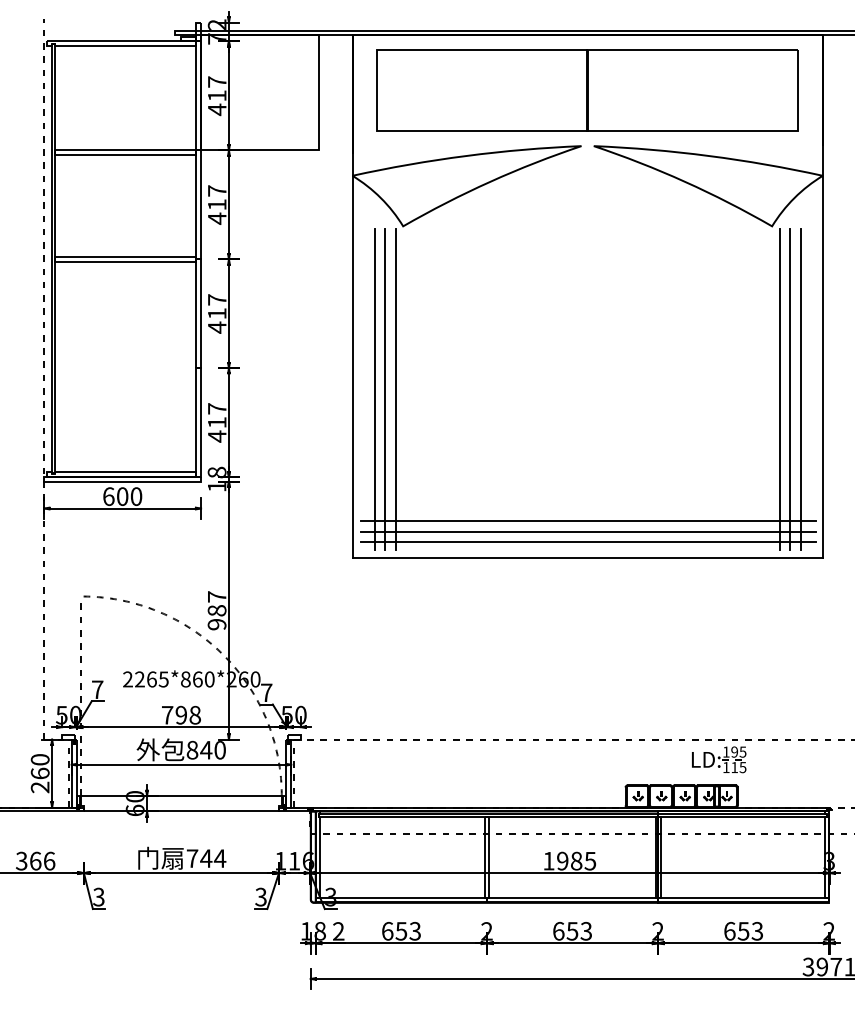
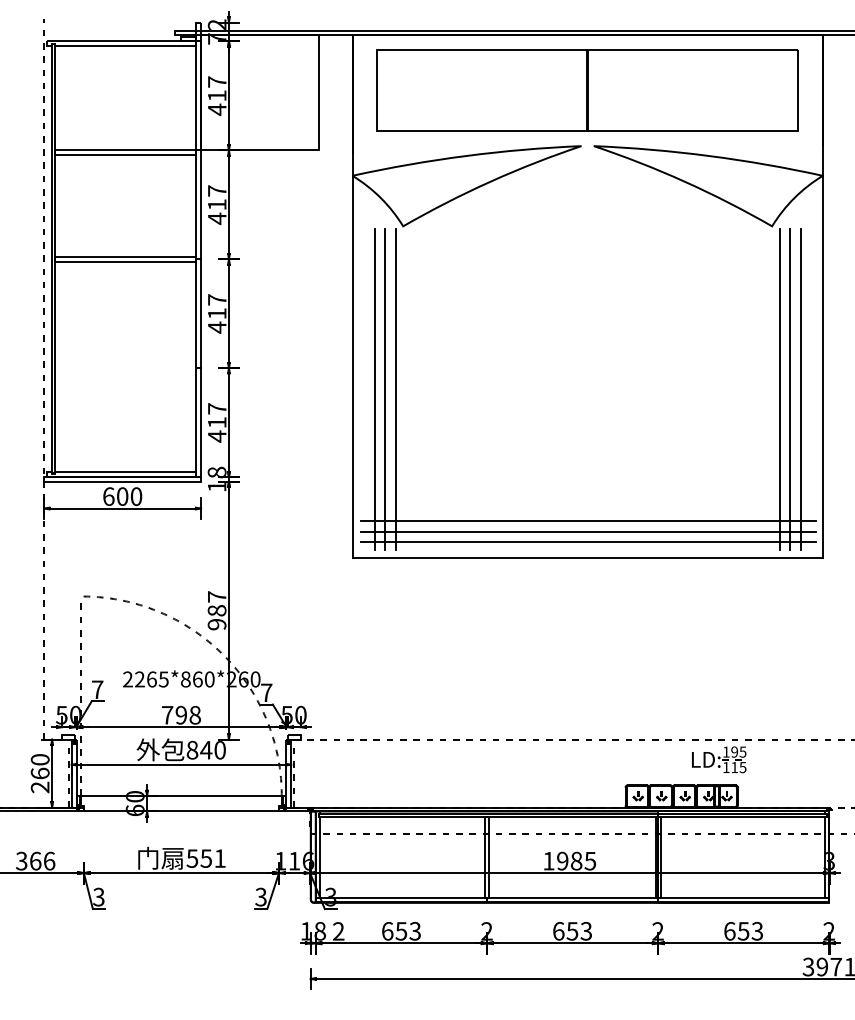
text: 744 -> 551 (206, 858)
